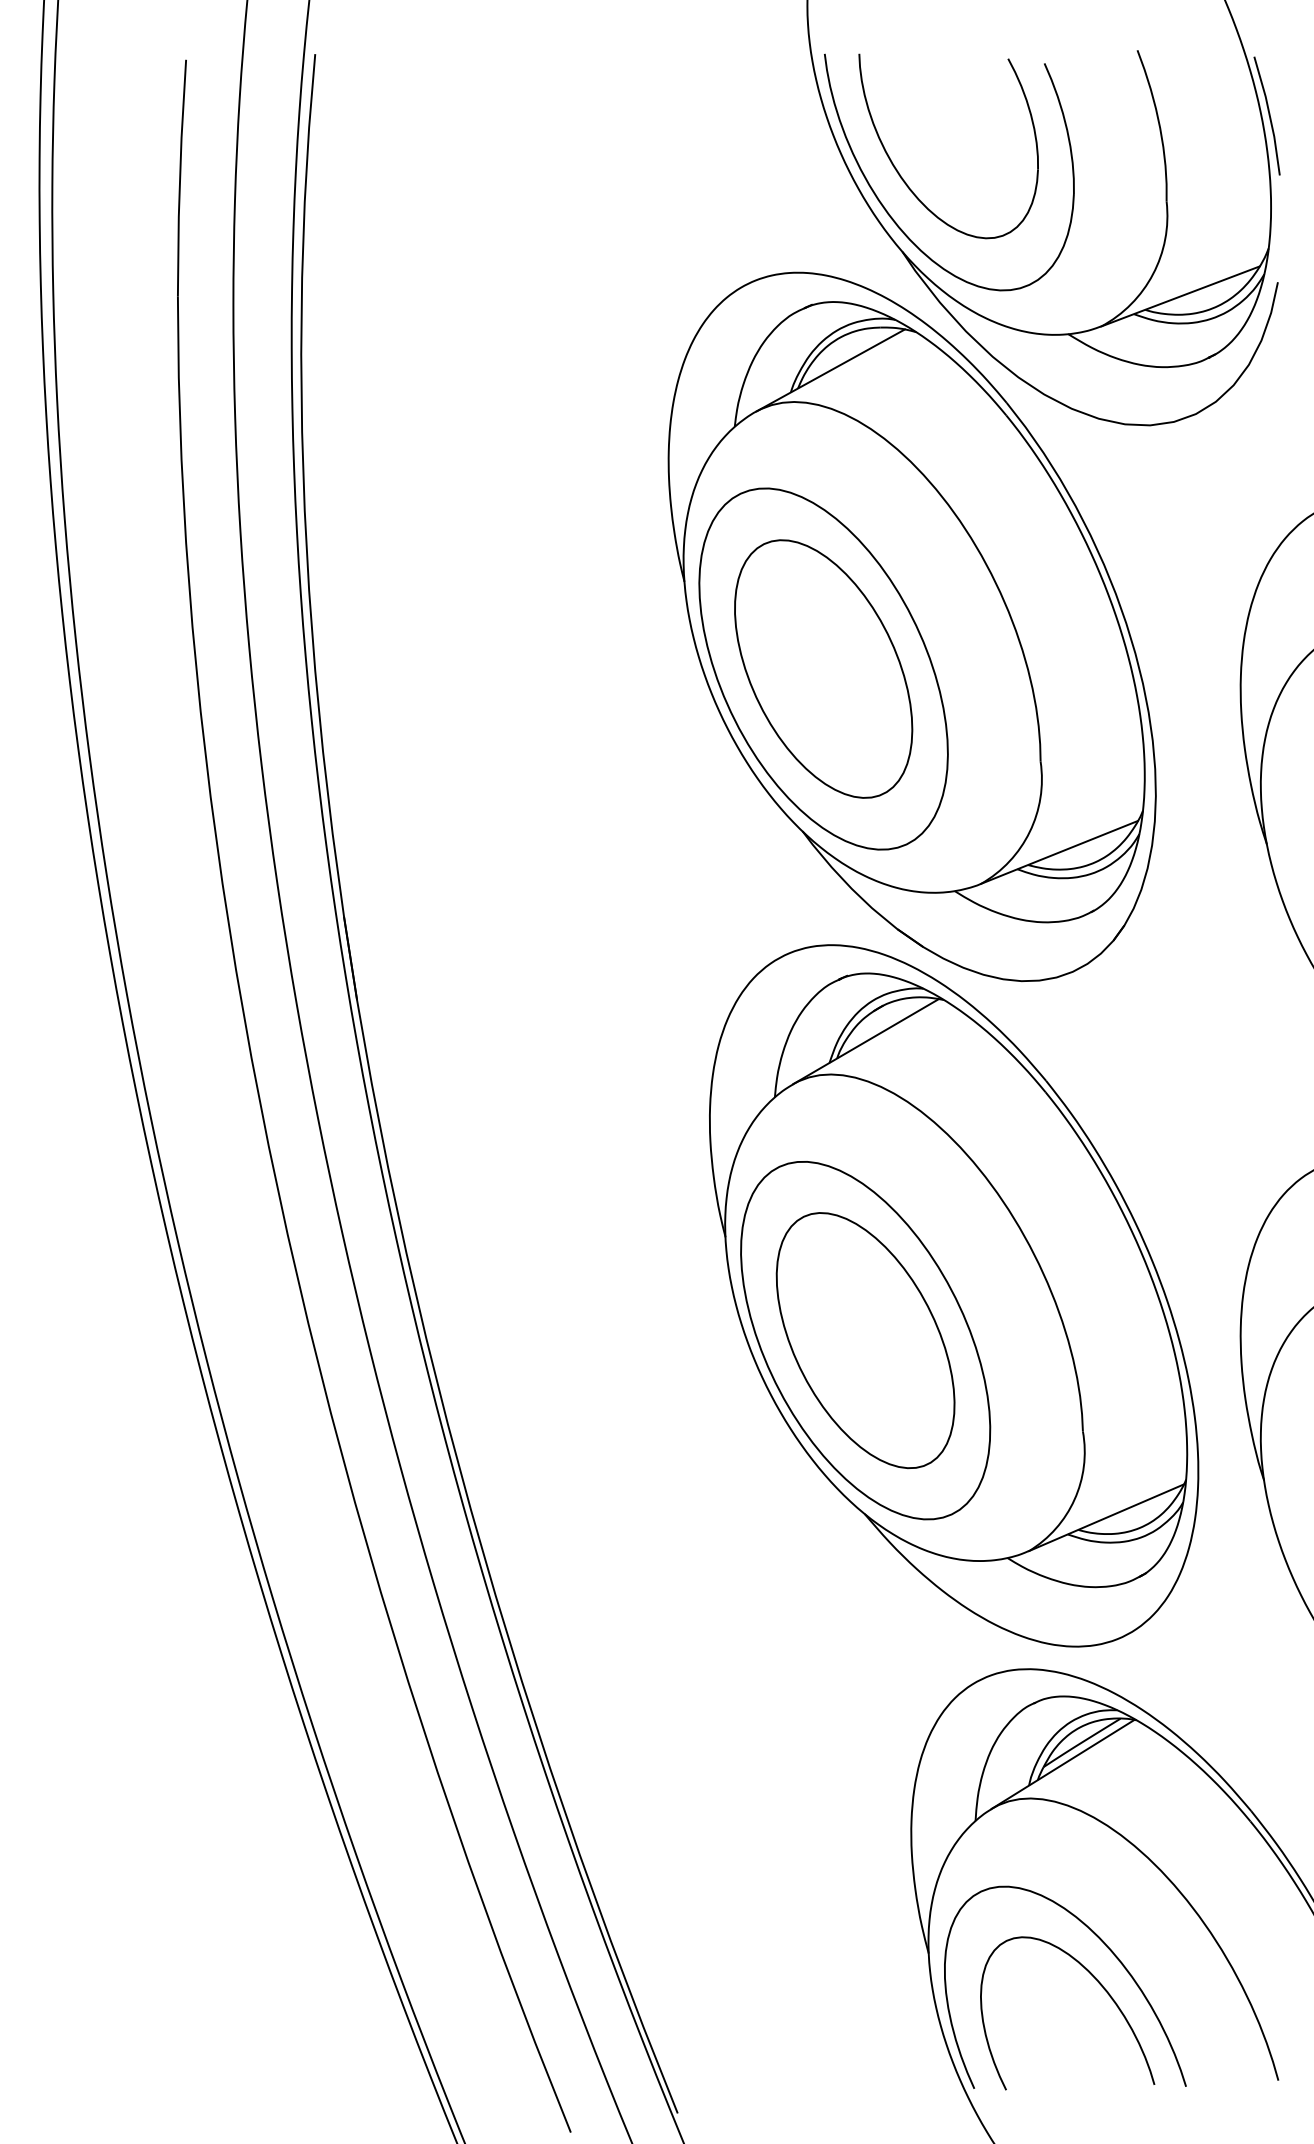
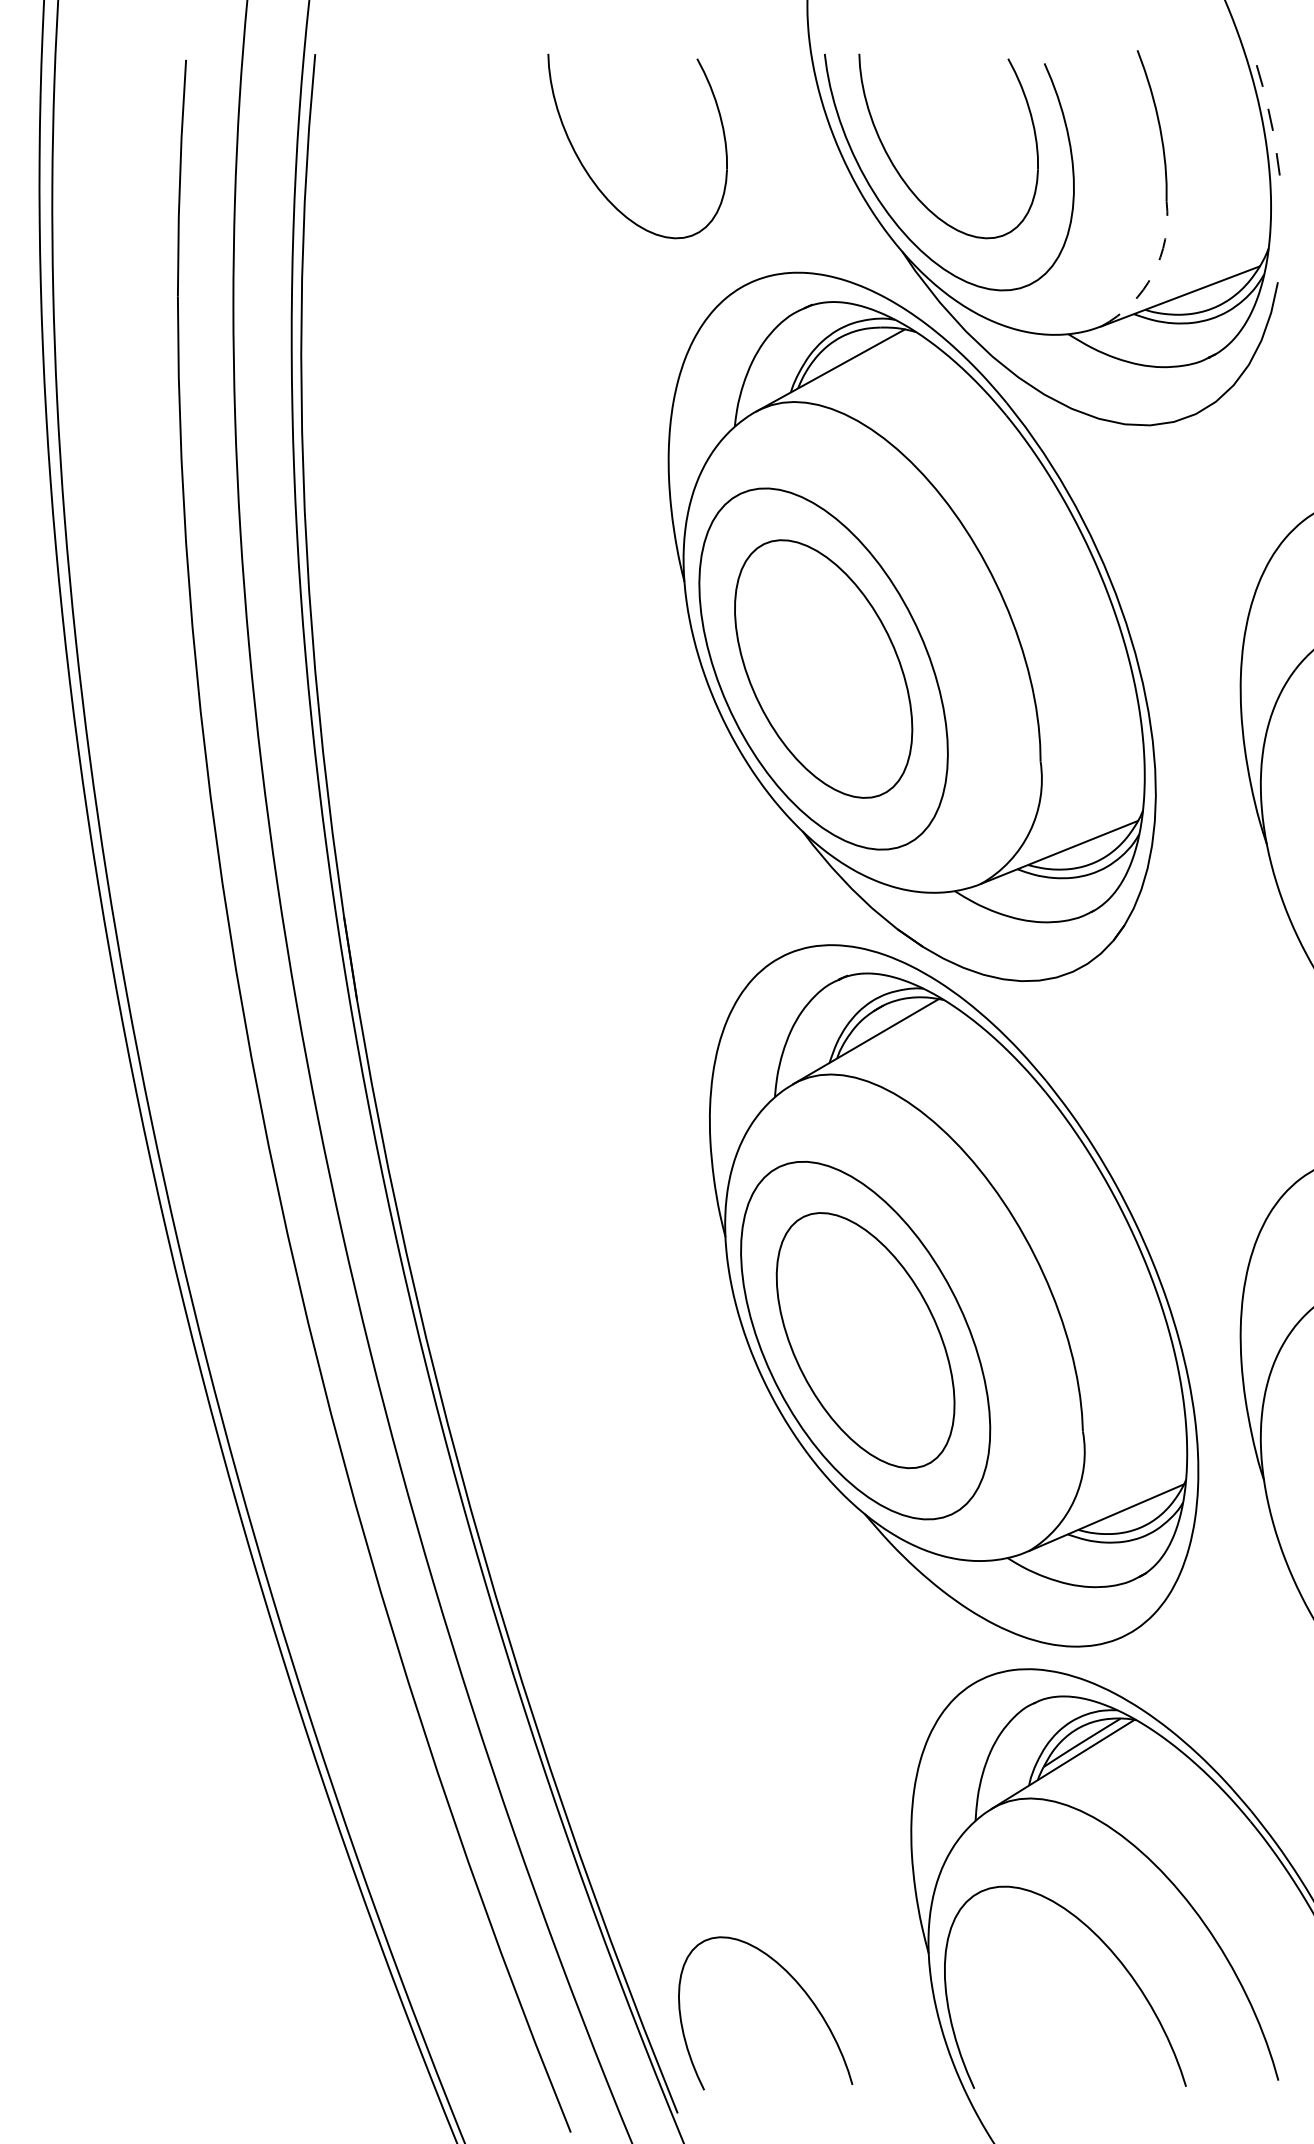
line: solid -> dashed (1269, 115)
part: none -> present (592, 178)
arc: solid -> dashed (1153, 274)
curve position: (1098, 1983) -> (796, 1983) (796, 1983)
